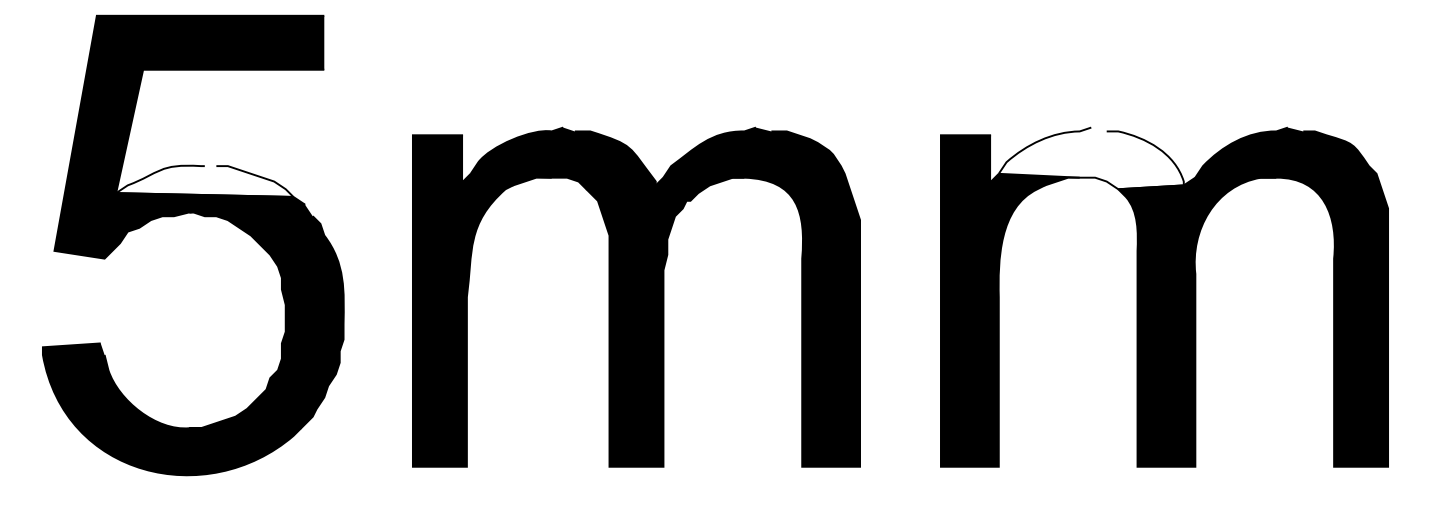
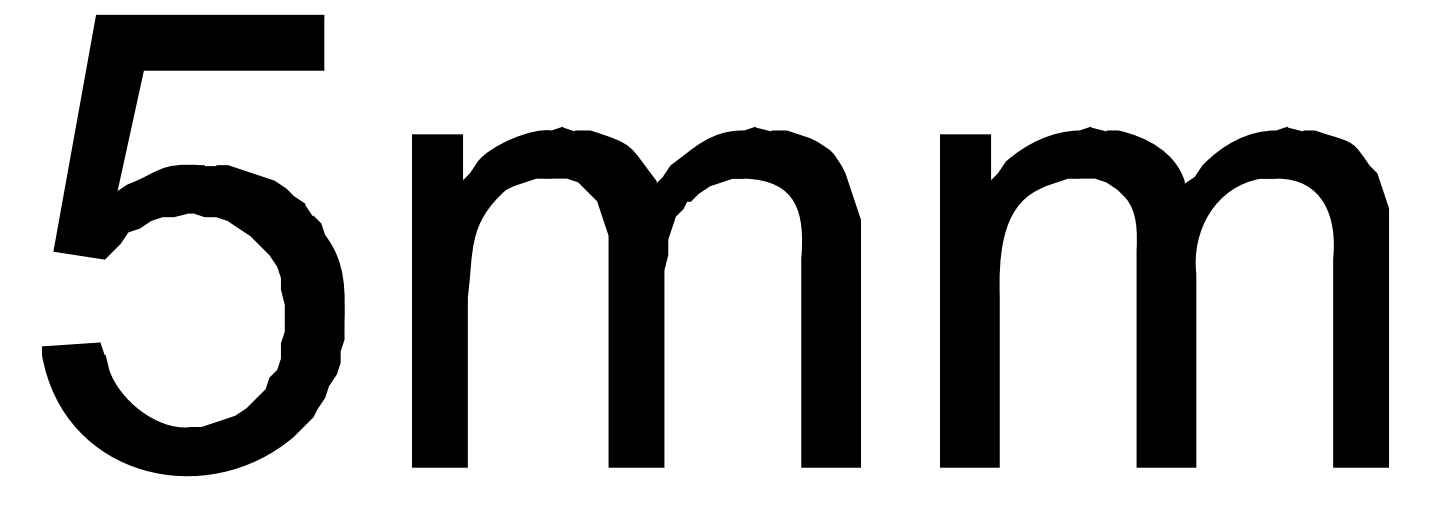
fill: none -> present (1090, 158)
fill: none -> present (204, 180)
